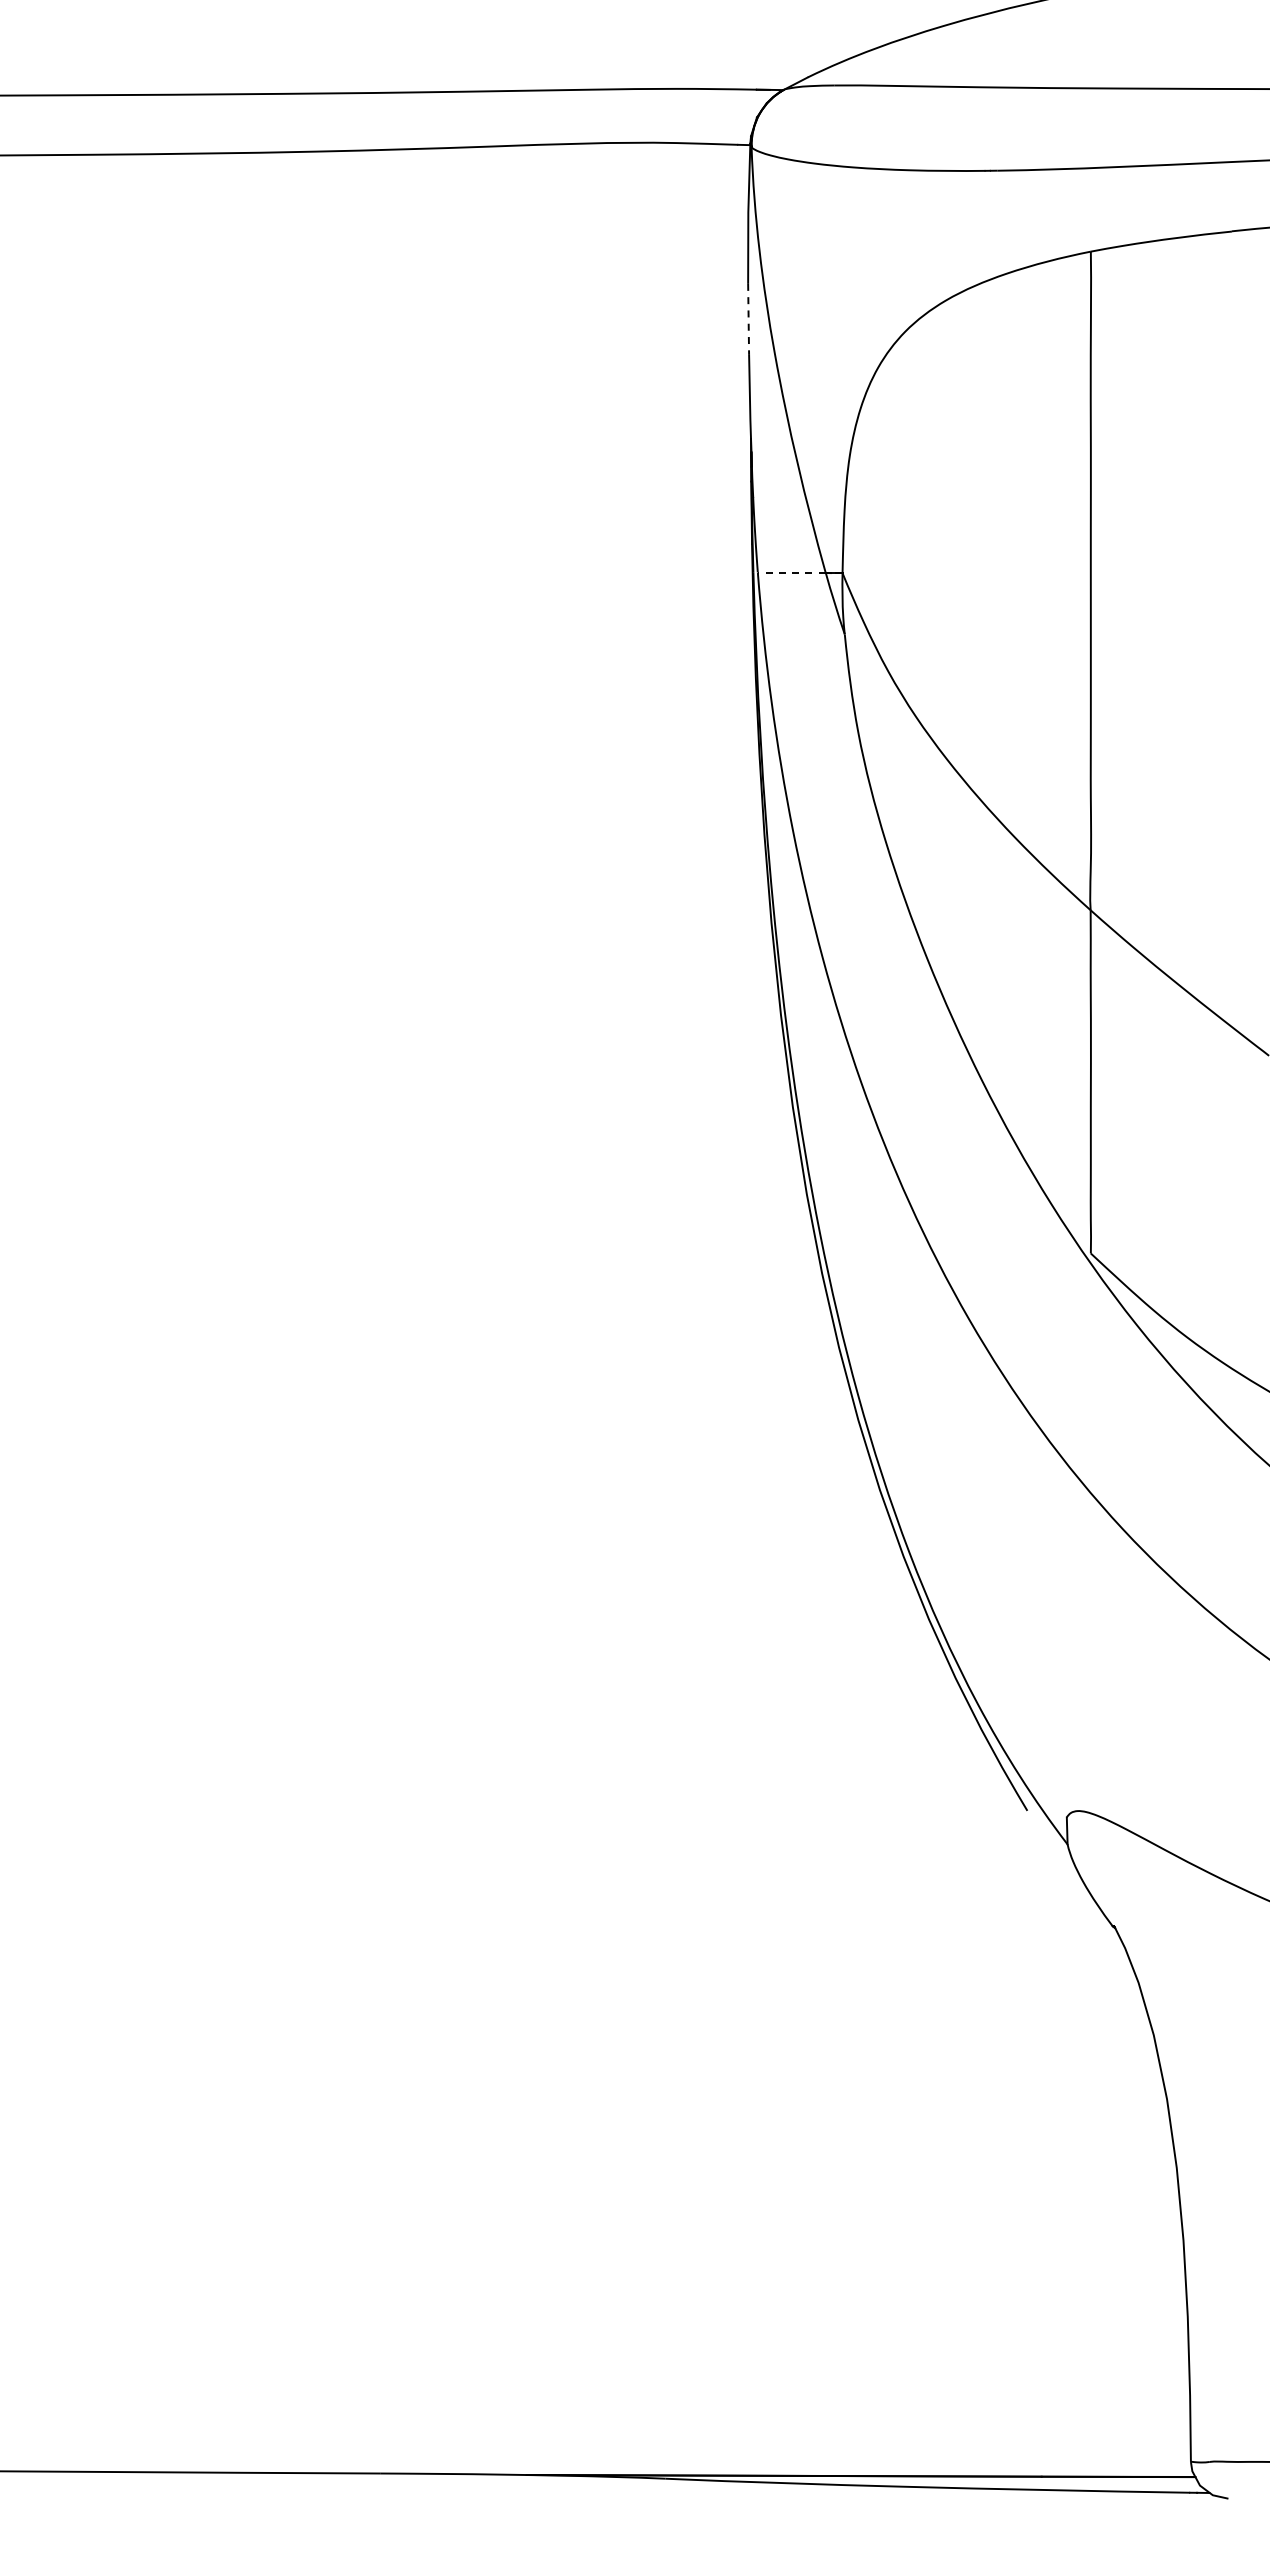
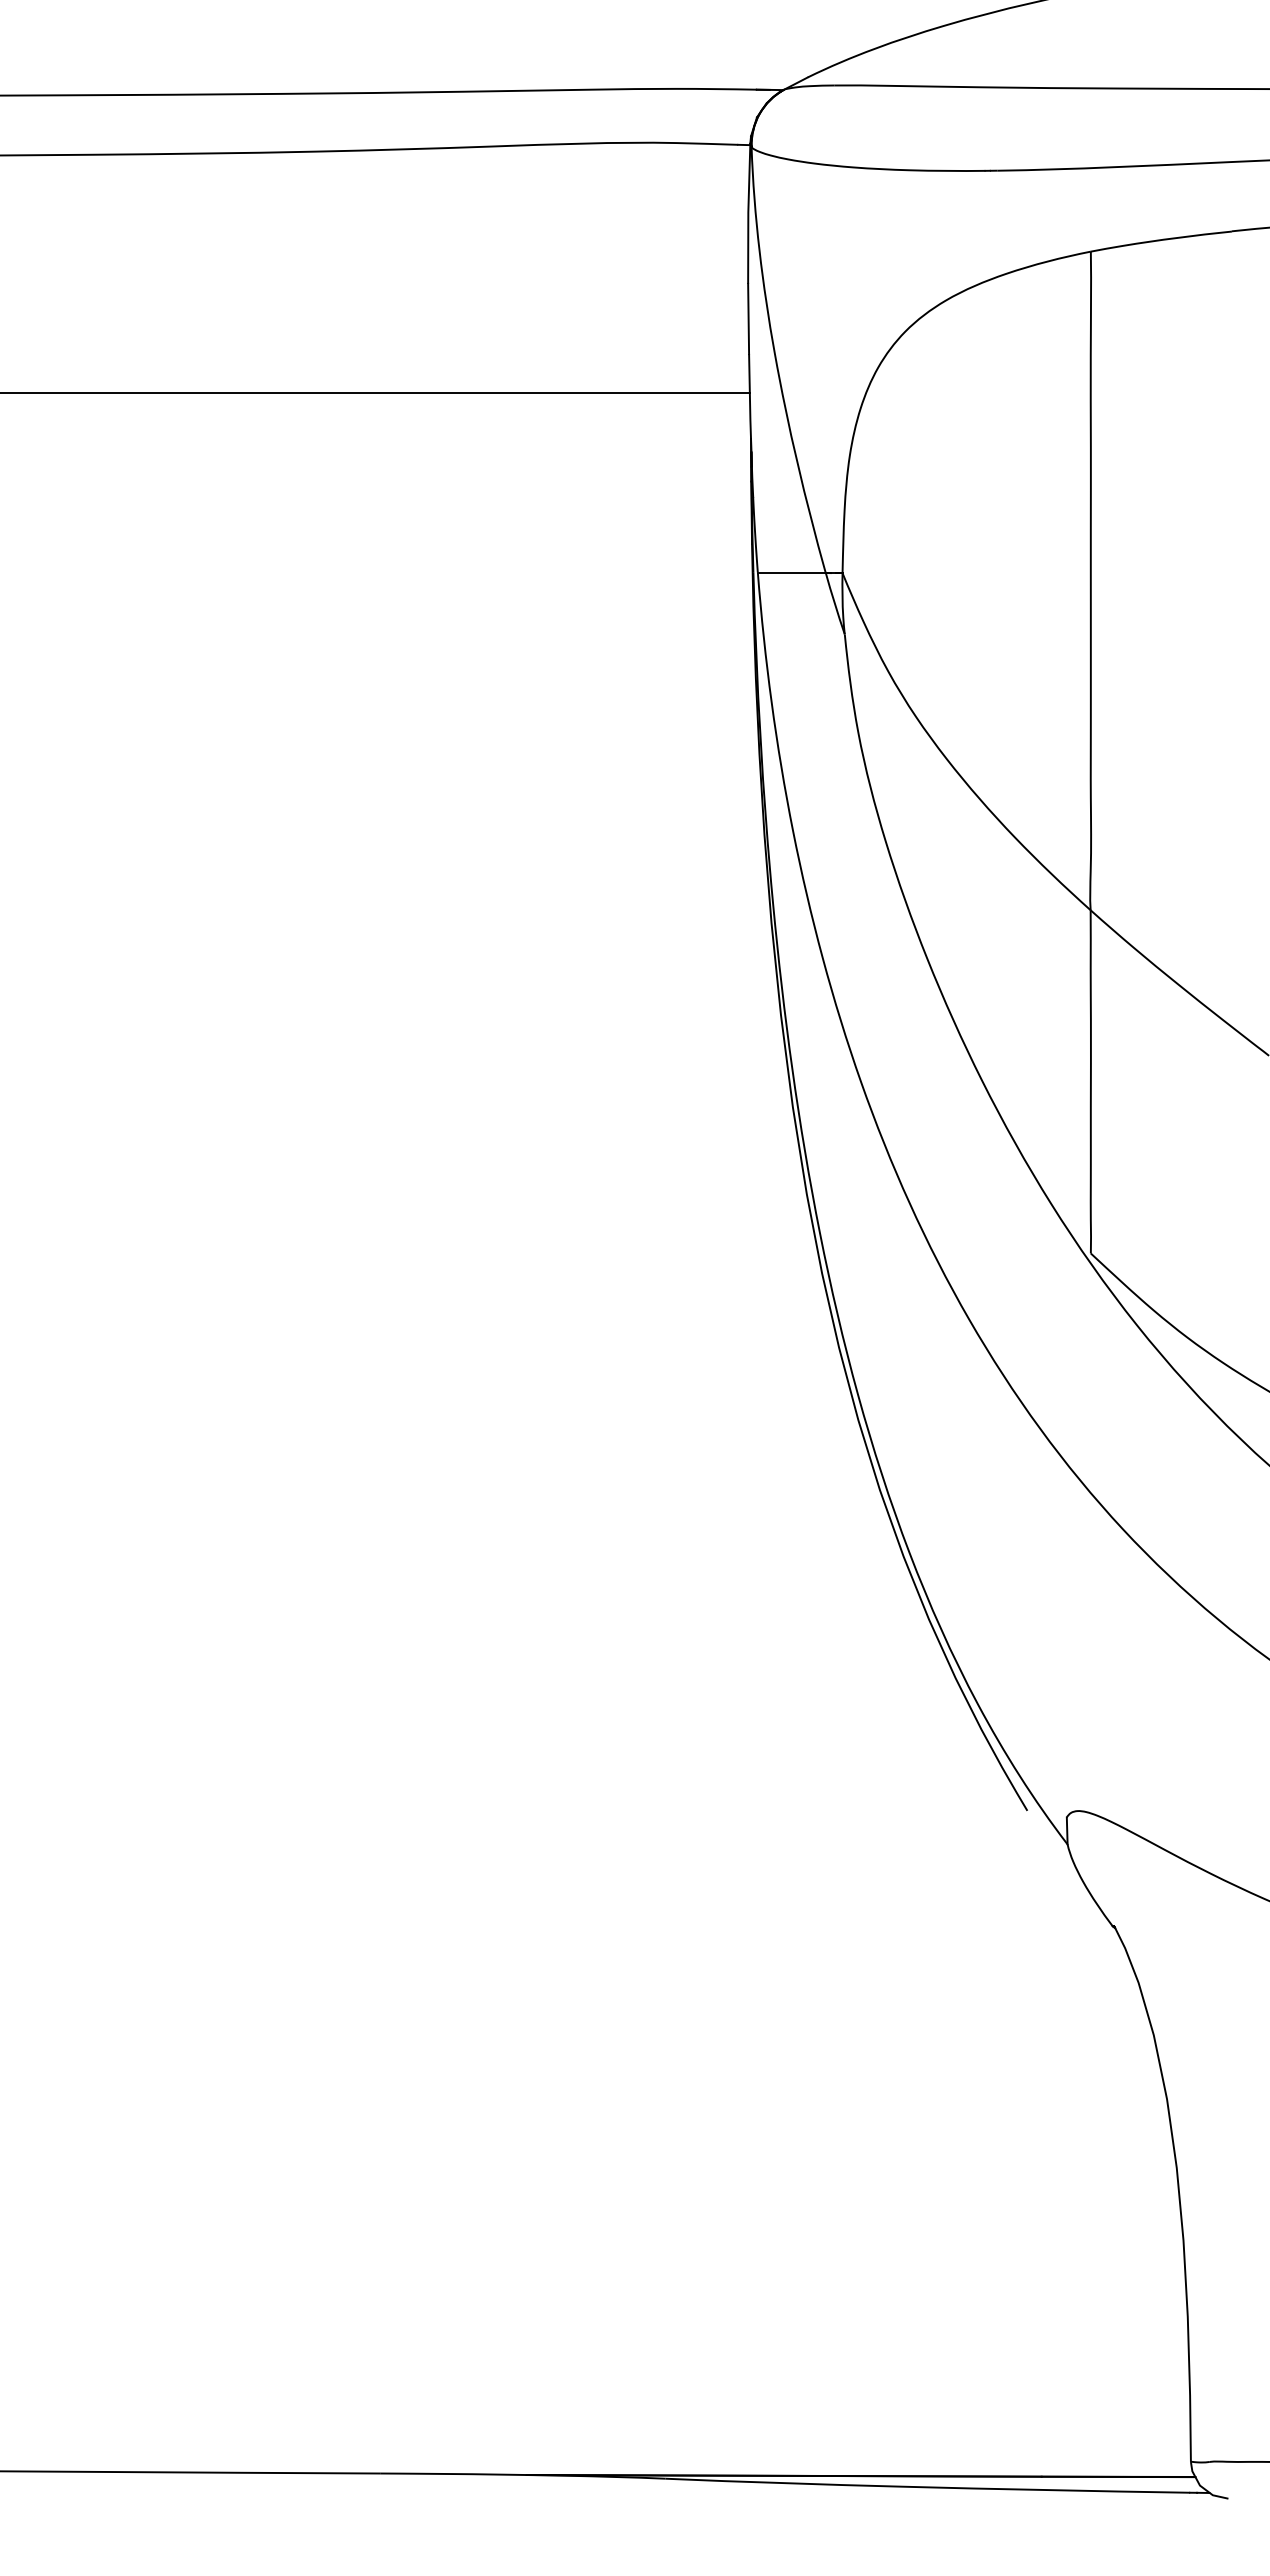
line: dashed -> solid (748, 319)
line: none -> present (375, 392)
line: dashed -> solid (791, 573)
